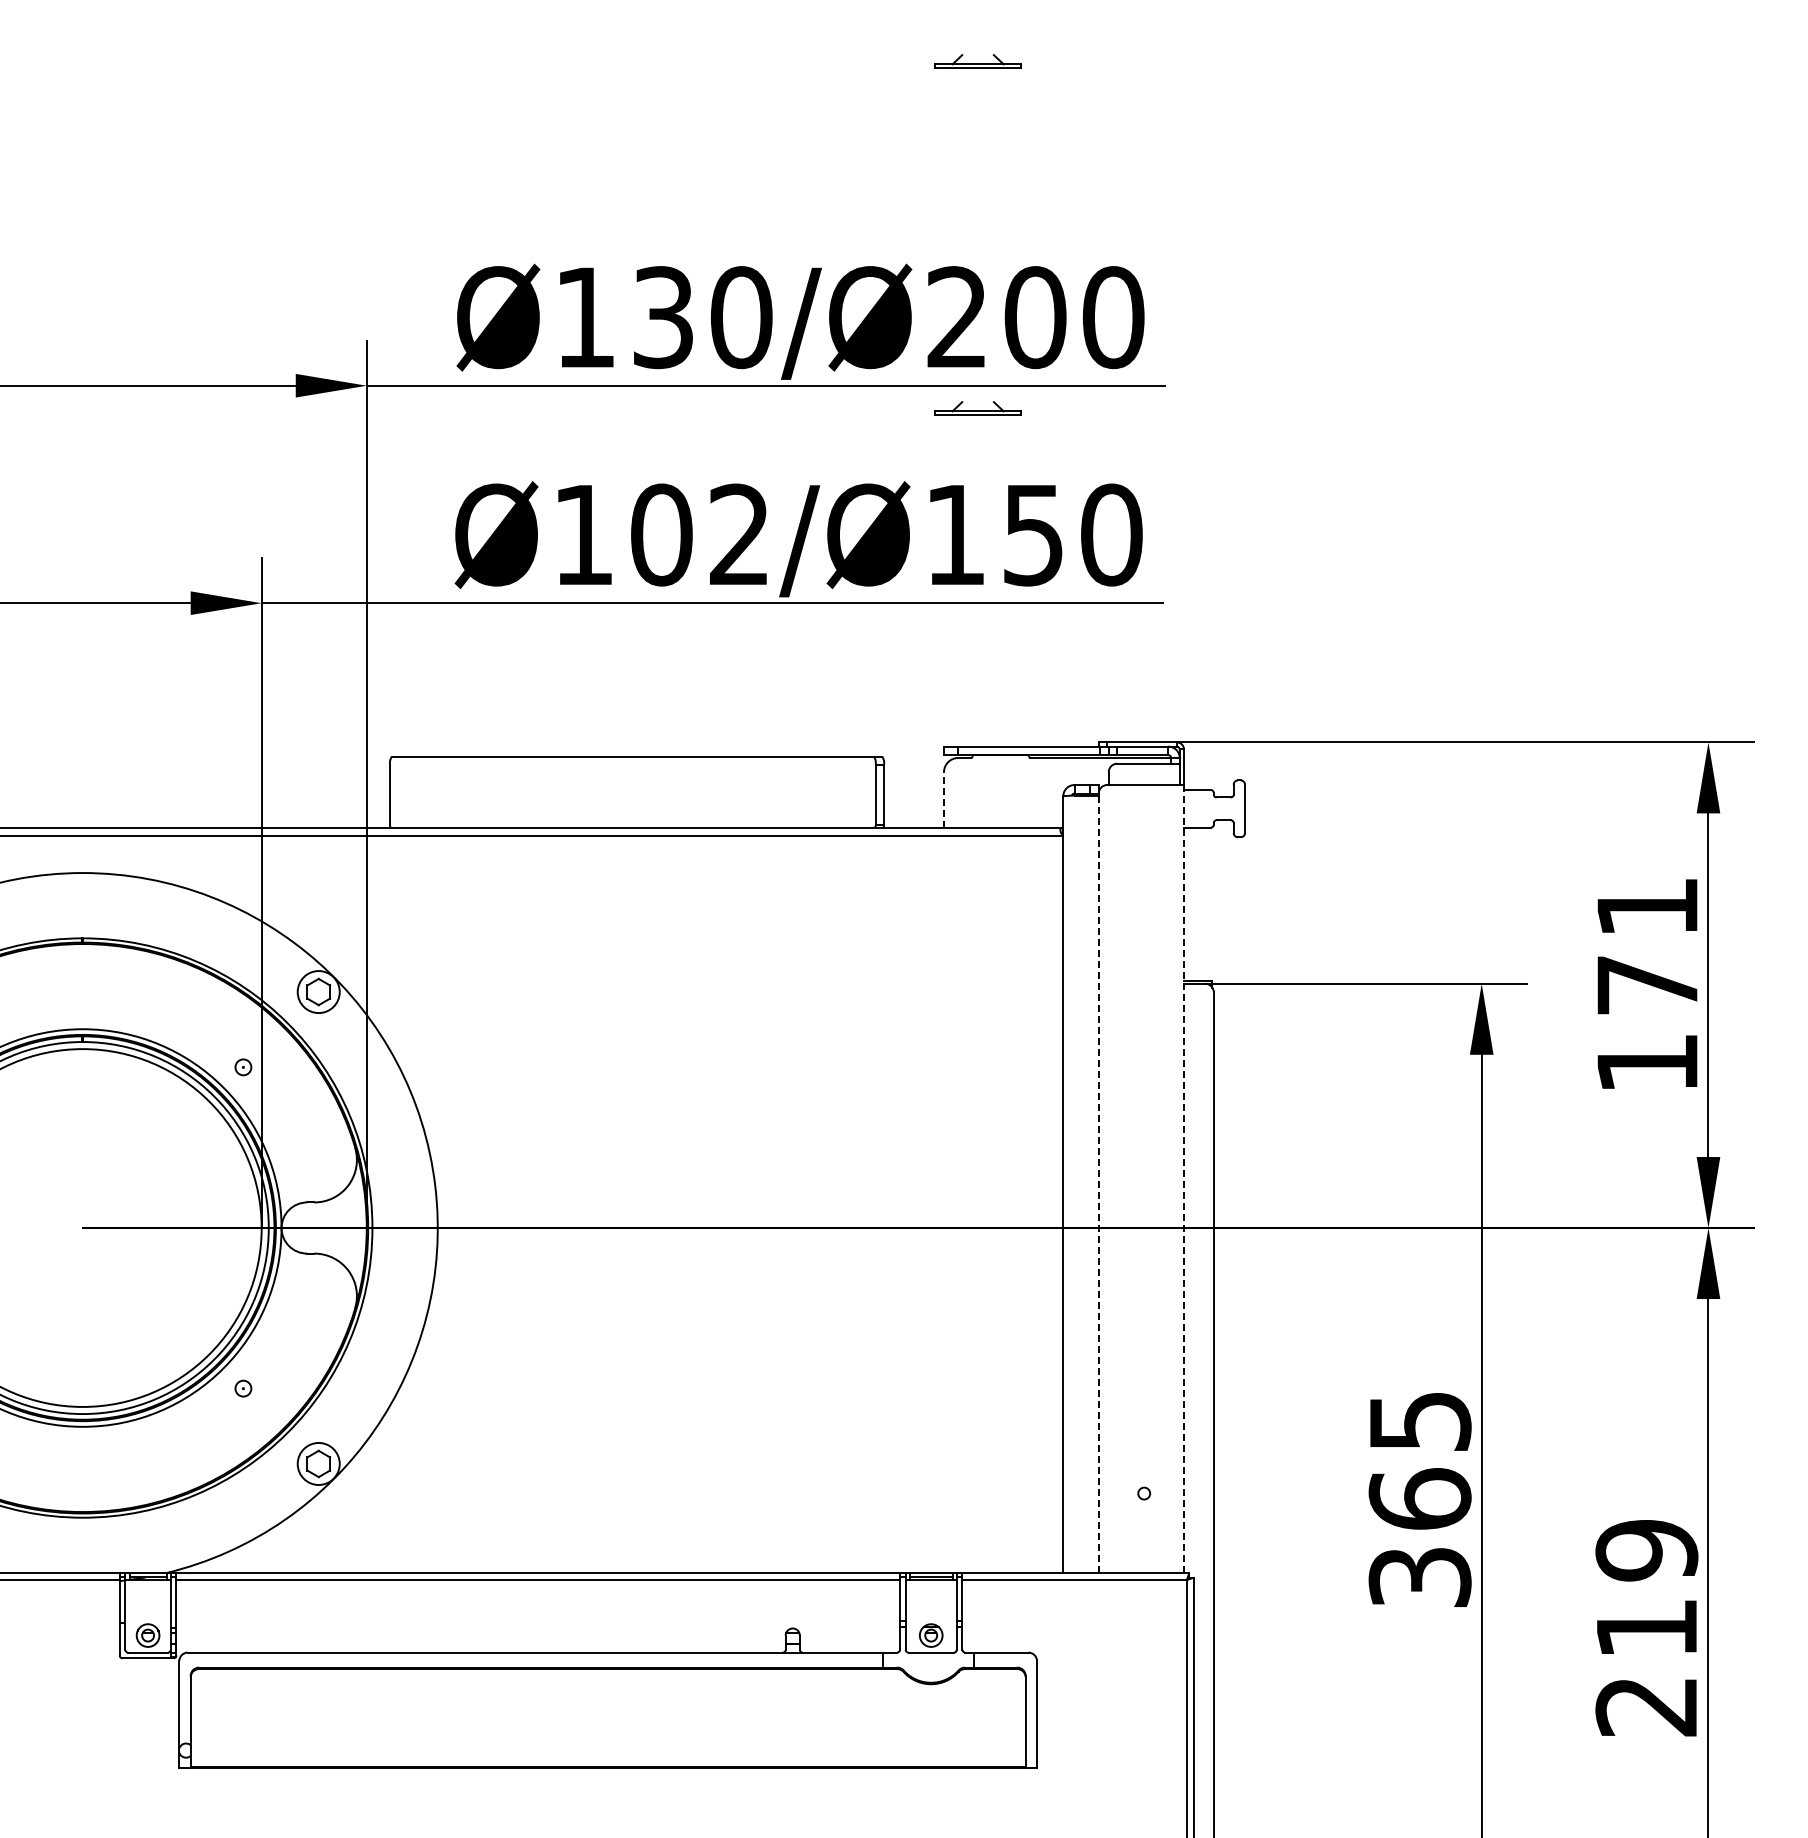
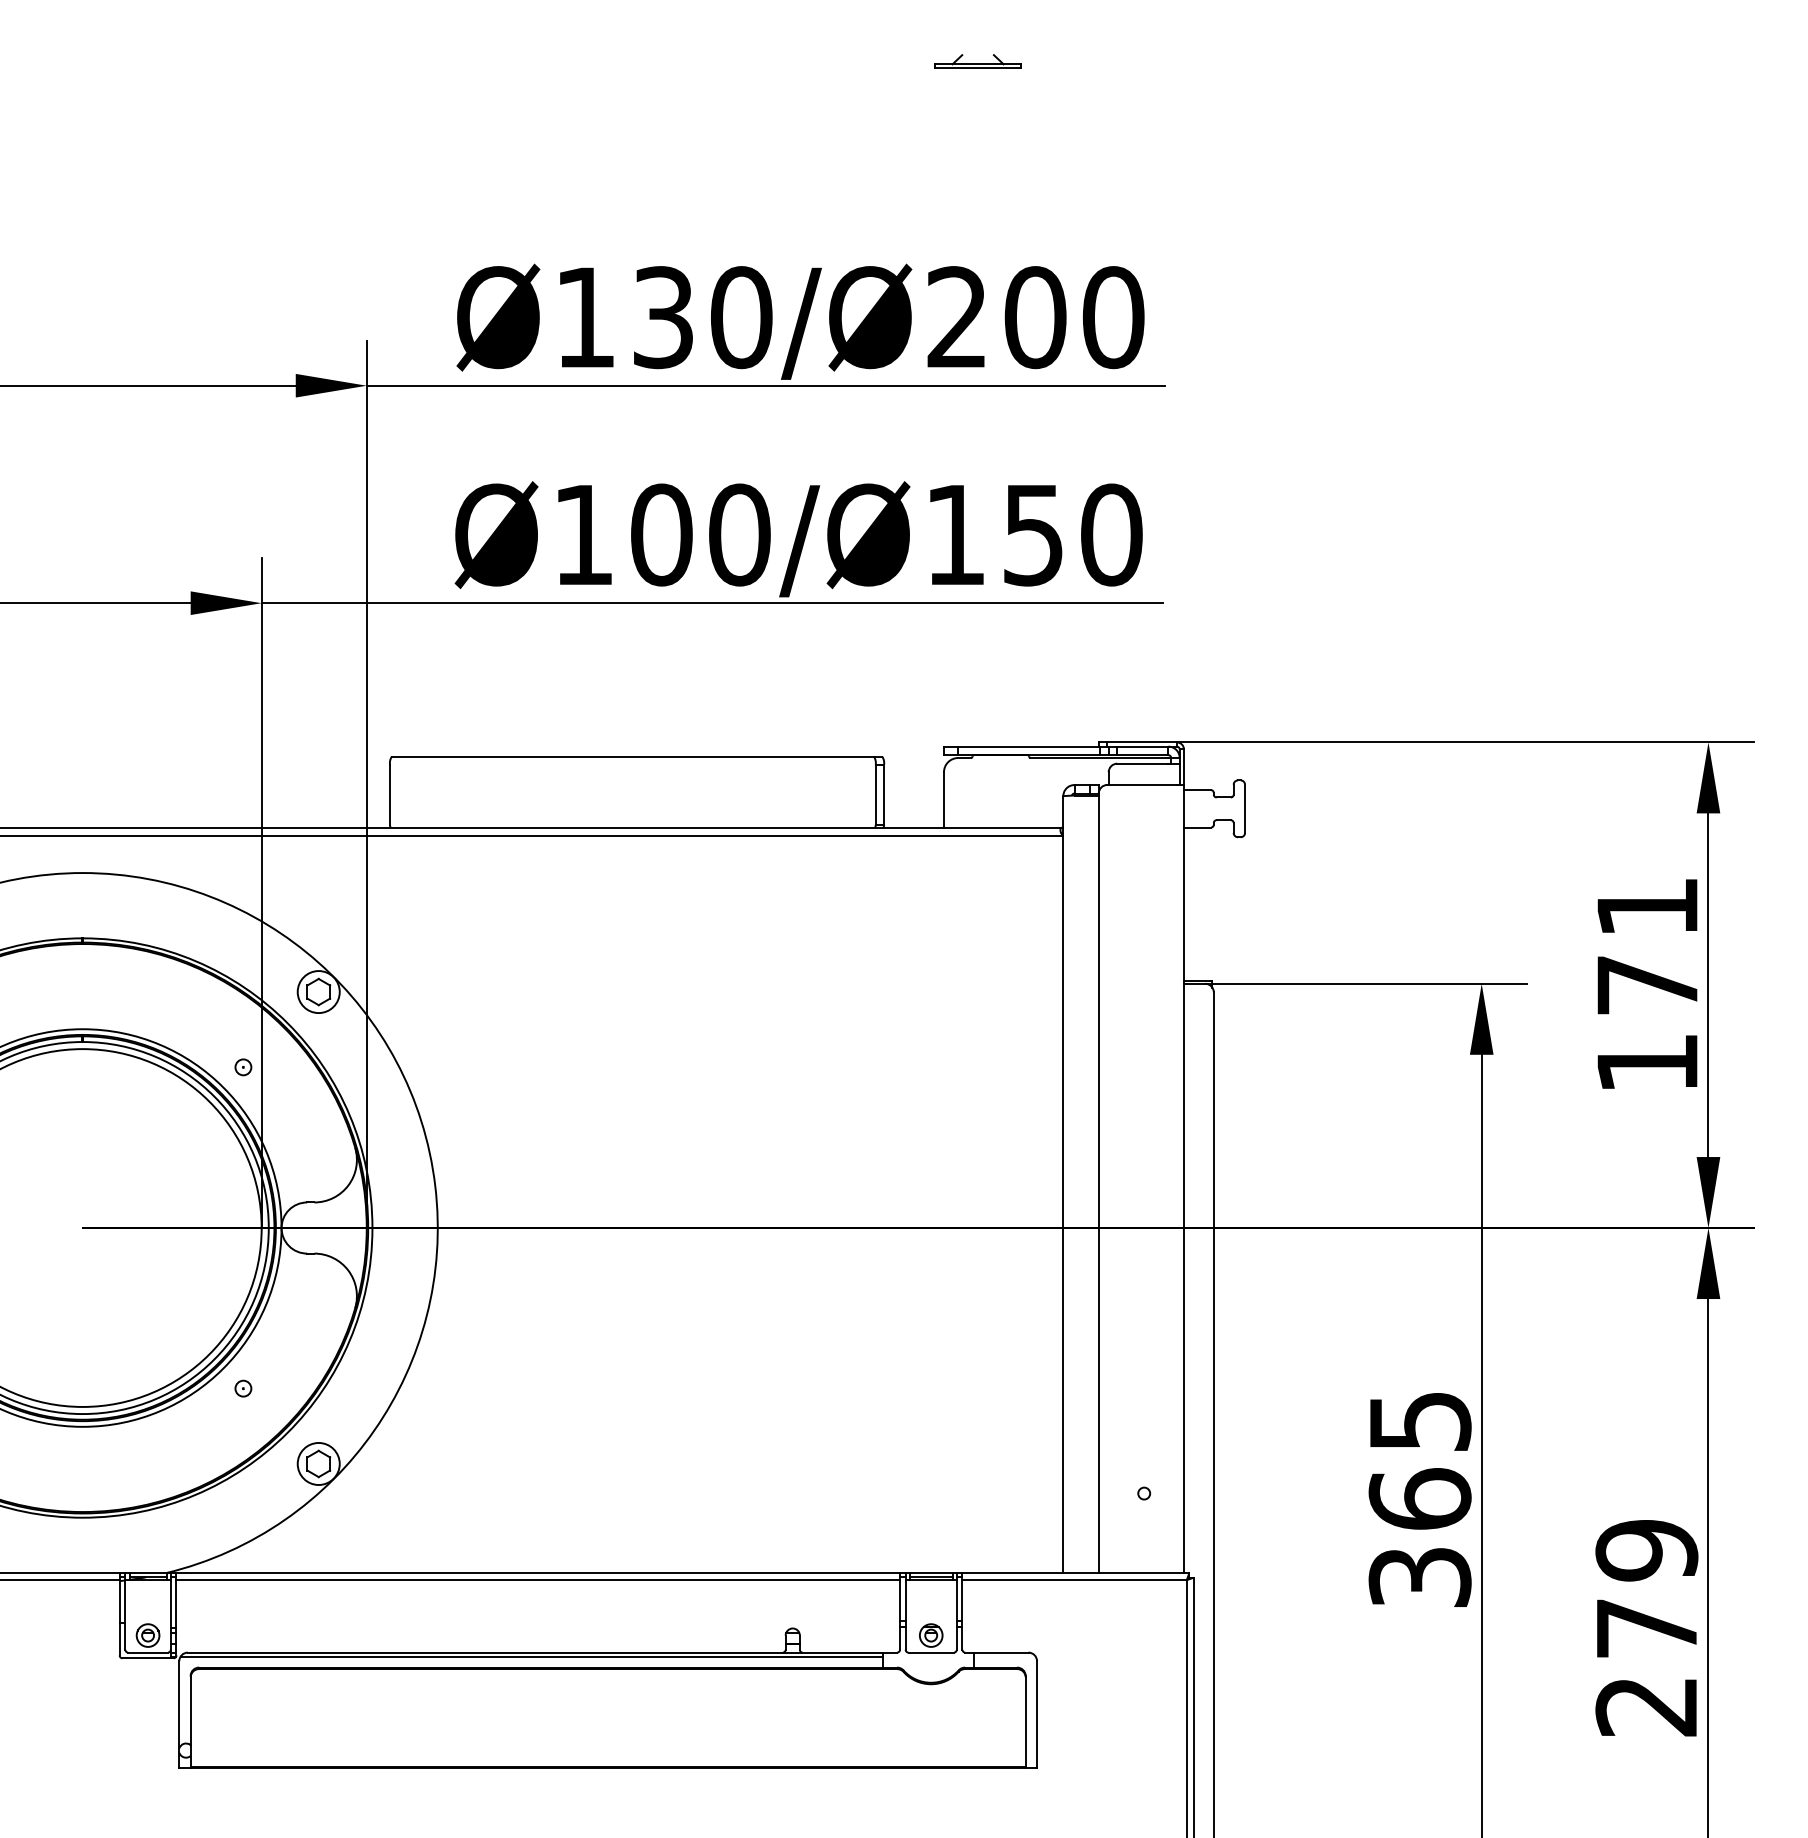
part: present -> none (977, 408)
text: Ø102/Ø150 -> Ø100/Ø150 (739, 534)
line: dashed -> solid (944, 799)
line: dashed -> solid (1183, 1179)
line: dashed -> solid (1098, 1183)
text: 219 -> 279 (1646, 1628)
line: none -> present (531, 1656)
